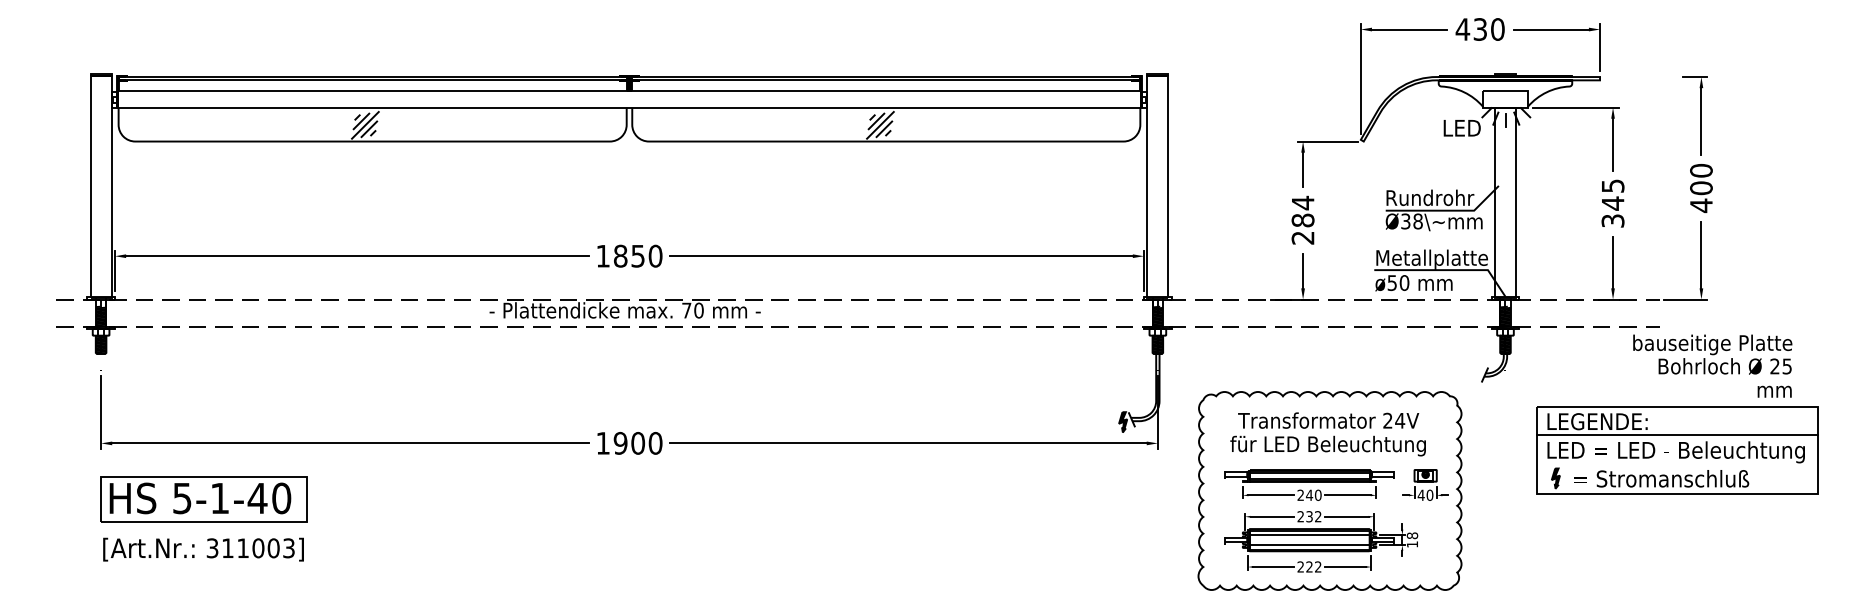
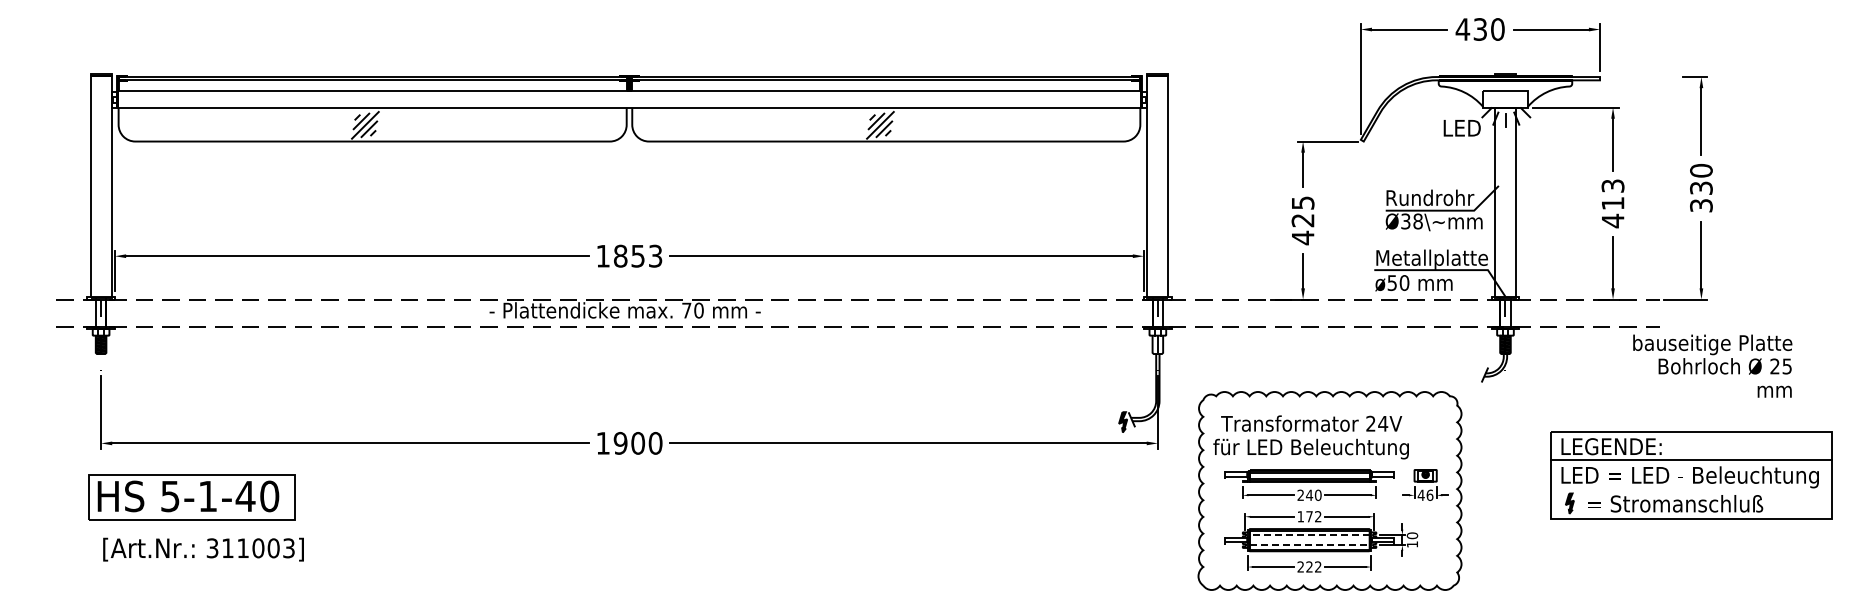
text: 400 -> 330 (1701, 197)
text: 345 -> 413 (1612, 203)
text: 284 -> 425 (1302, 220)
text: 1850 -> 1853 (655, 255)
hatch: present -> none (100, 316)
hatch: present -> none (1157, 316)
hatch: present -> none (1505, 316)
hatch: present -> none (1157, 344)
text position: (1327, 434) -> (1310, 437) (1310, 437)
part position: (1677, 450) -> (1691, 475) (1691, 475)
text: 40 -> 46 (1429, 494)
part position: (203, 499) -> (191, 497) (191, 497)
text: 232 -> 172 (1304, 516)
line: solid -> dashed (1309, 535)
text: 18 -> 10 (1412, 535)
line: solid -> dashed (1310, 545)
